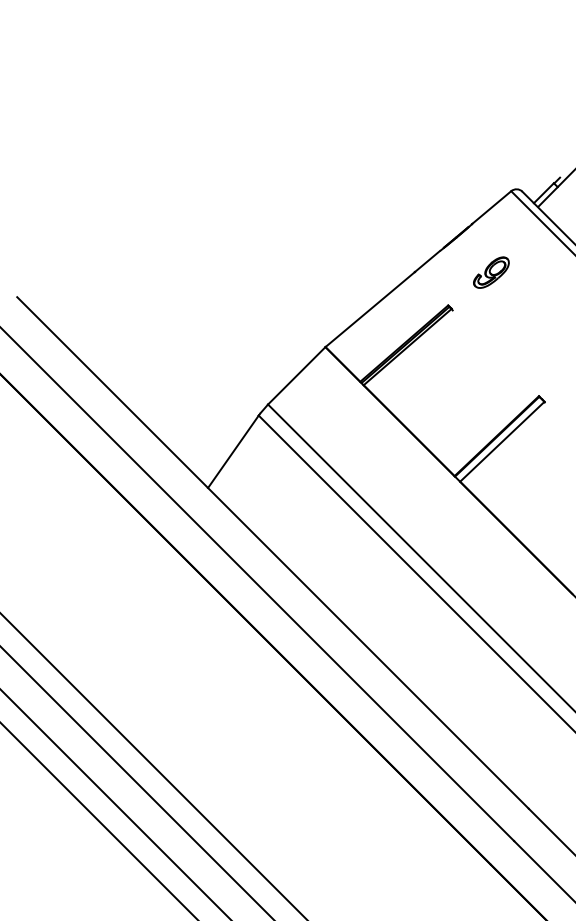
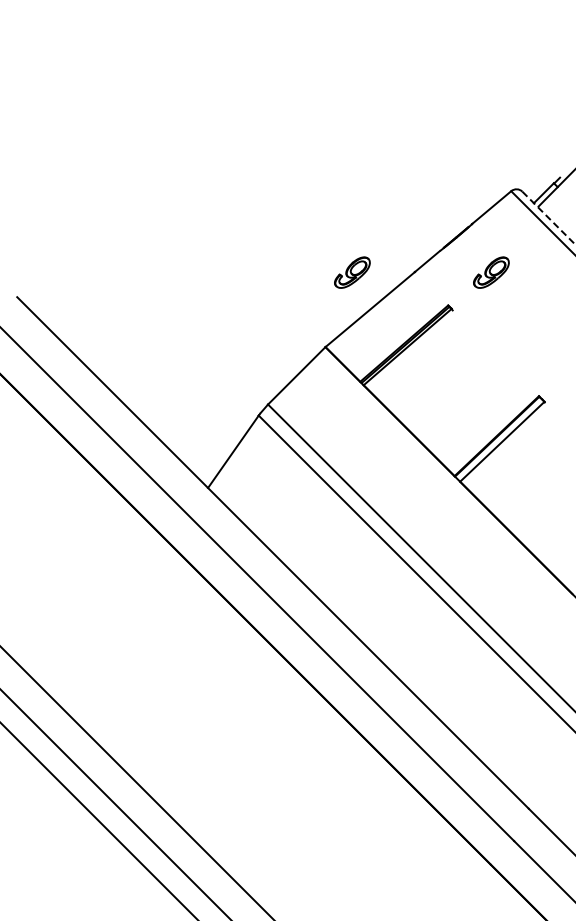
line: solid -> dashed (549, 218)
part: none -> present (352, 272)
line: present -> none (153, 765)
